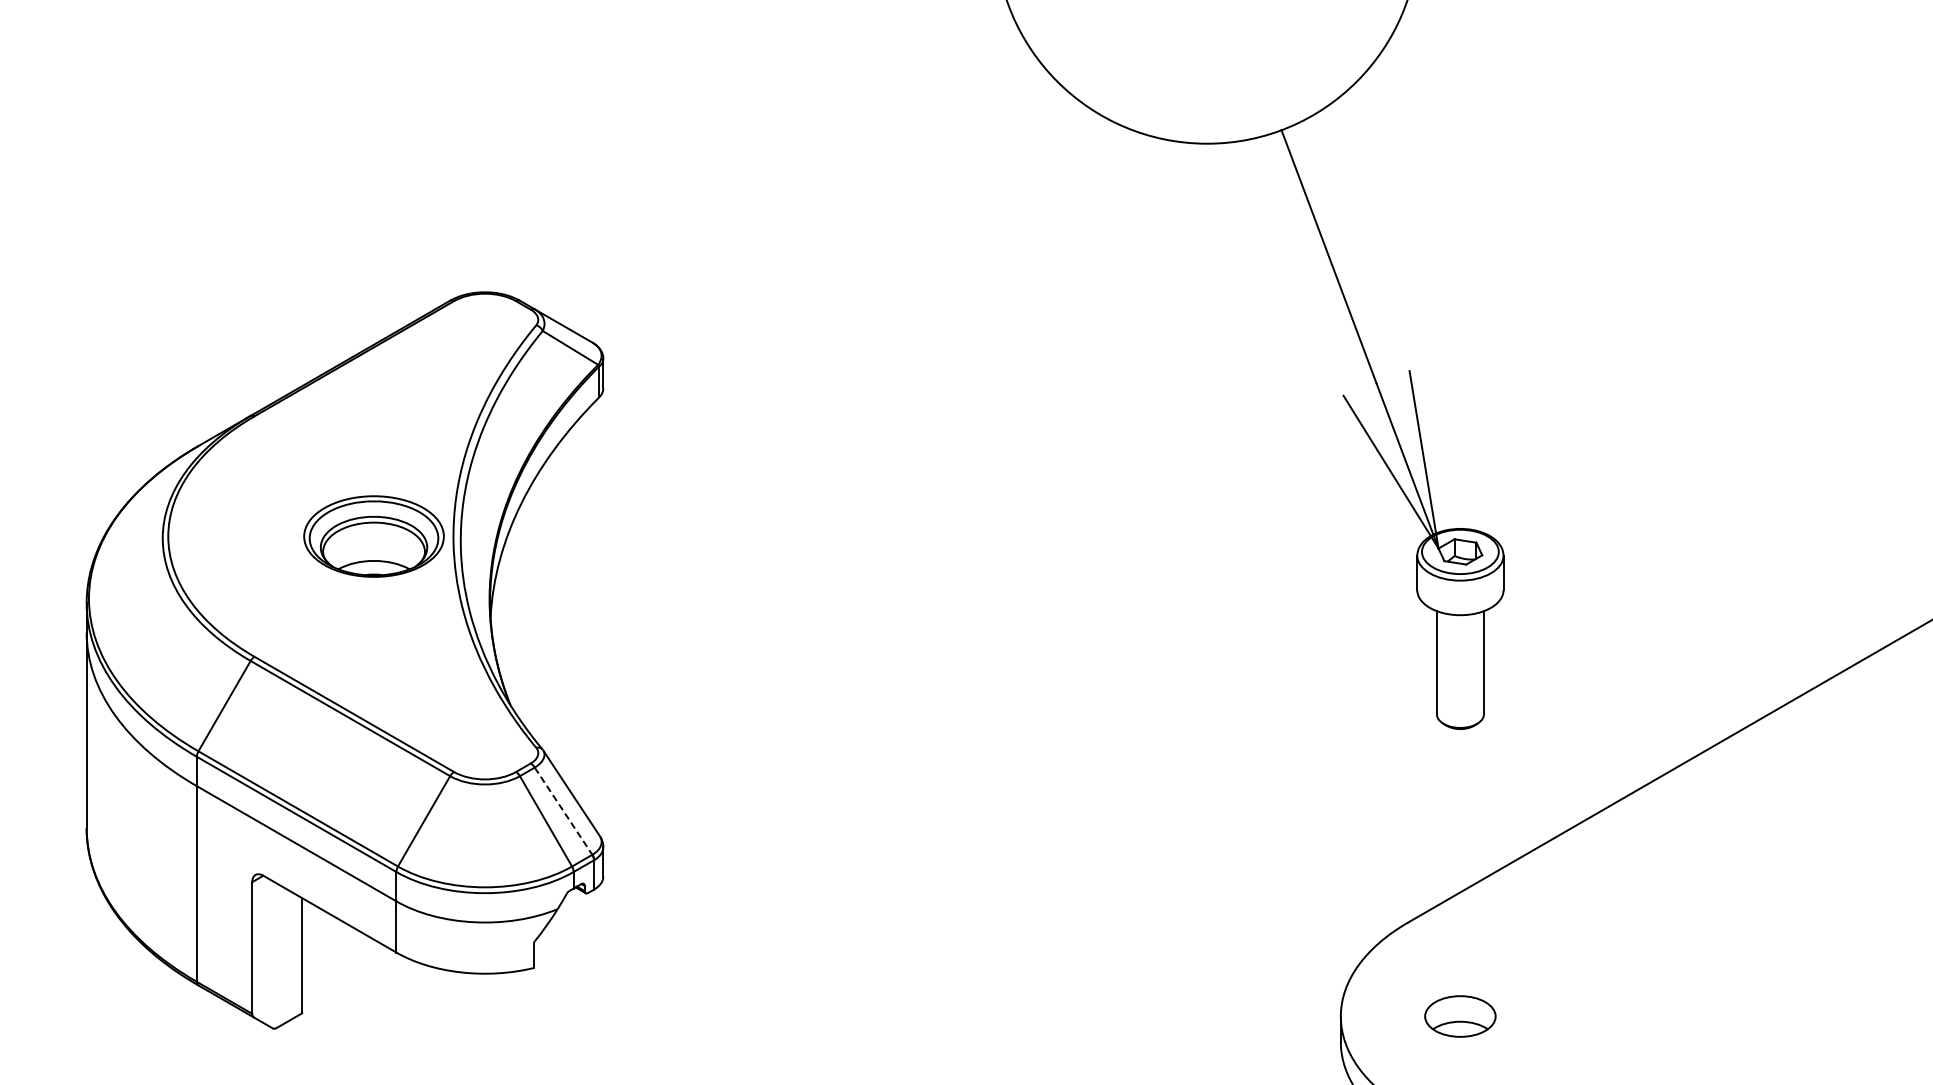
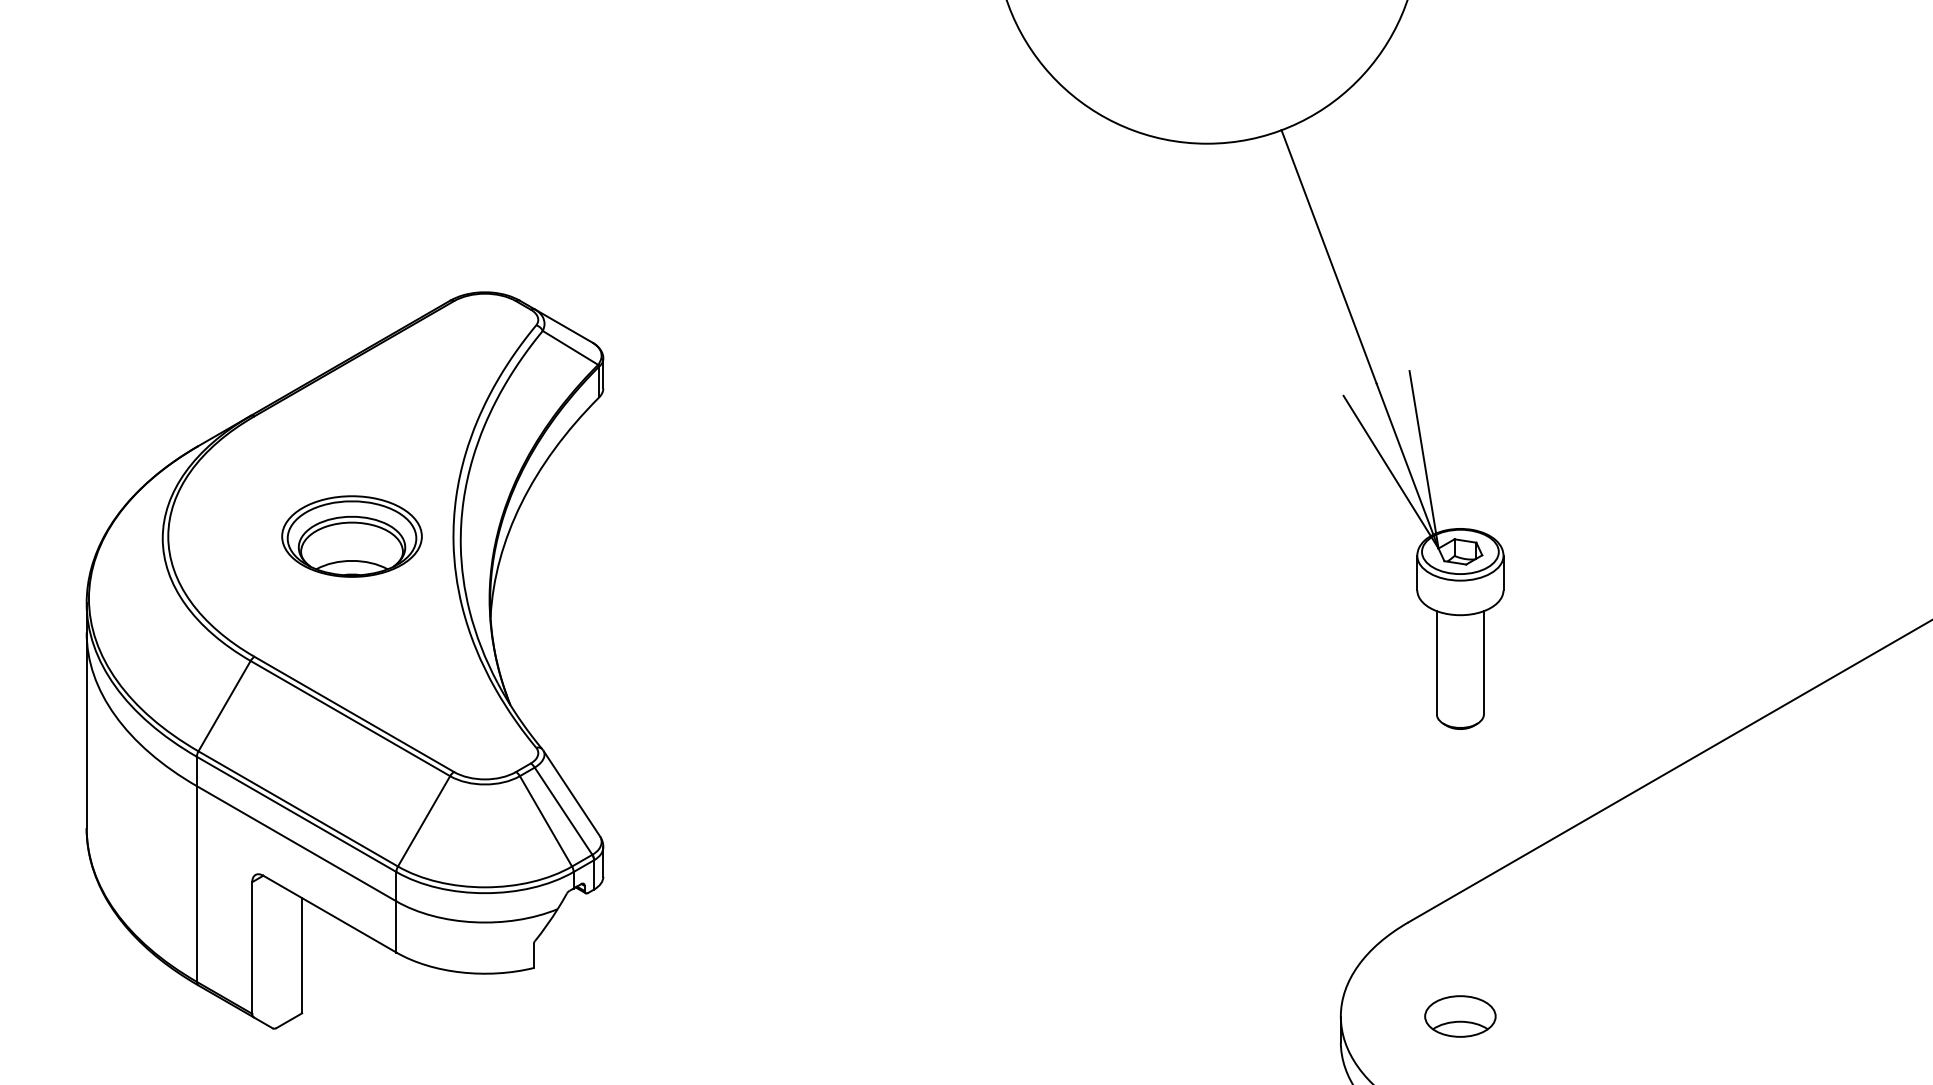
part position: (373, 536) -> (351, 536) (351, 536)
line: dashed -> solid (563, 811)
